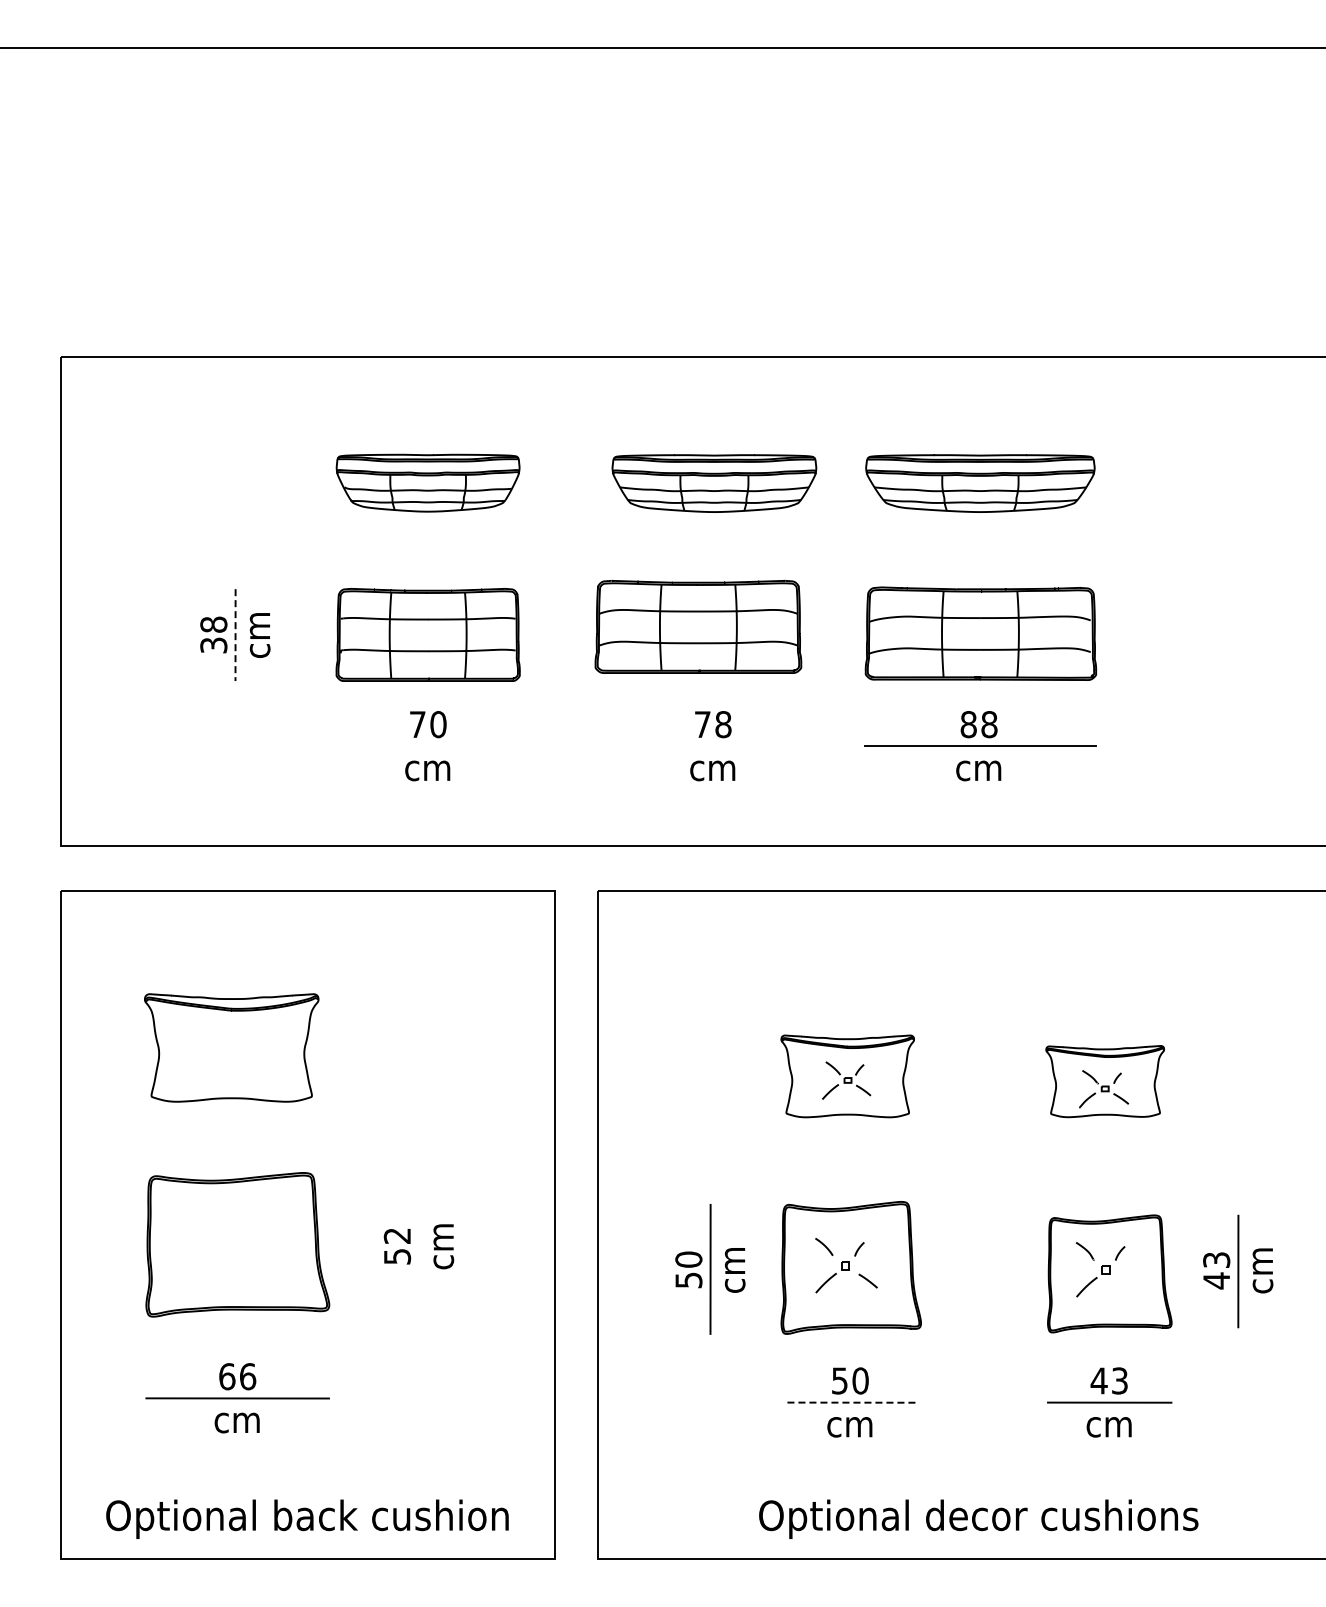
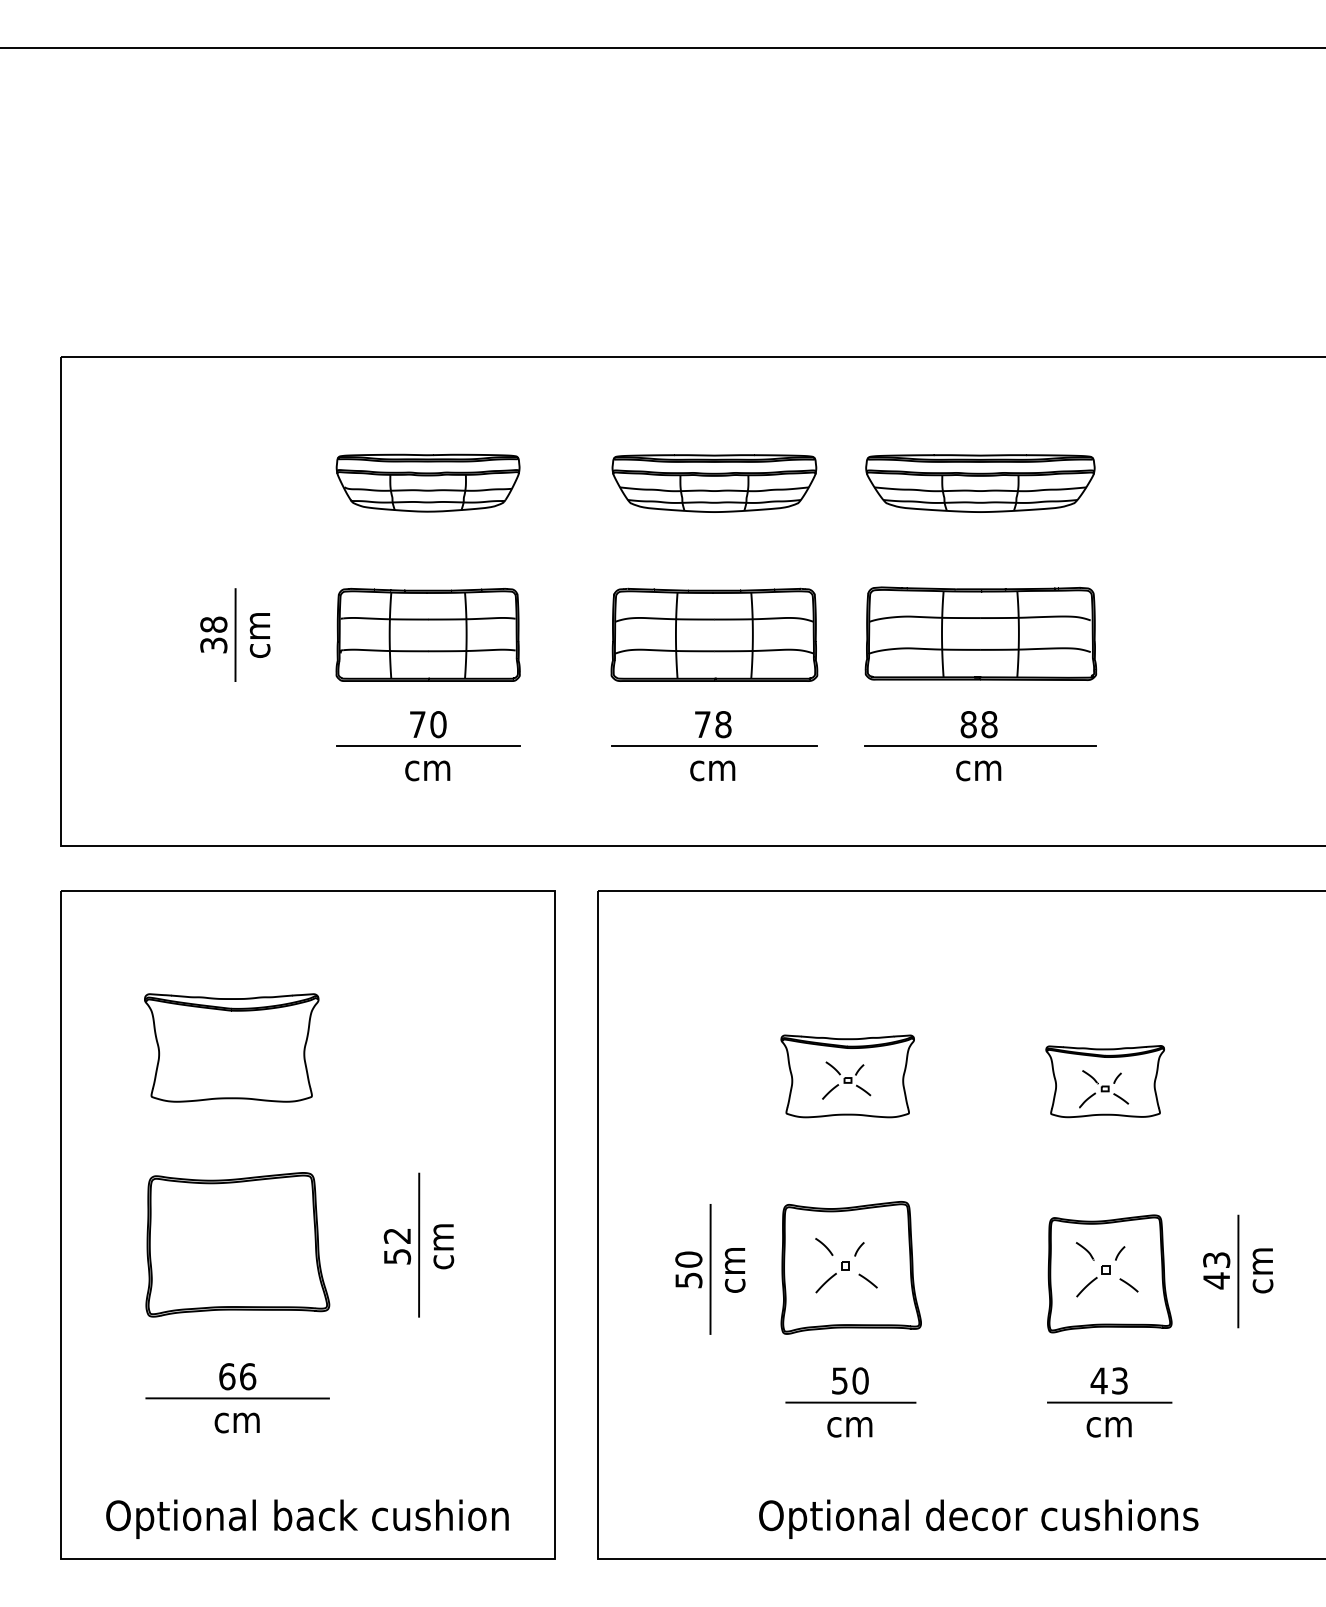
part position: (698, 626) -> (714, 634) (714, 634)
line: dashed -> solid (235, 635)
line: none -> present (427, 746)
line: none -> present (714, 746)
line: none -> present (419, 1244)
line: none -> present (1128, 1285)
line: dashed -> solid (850, 1402)
